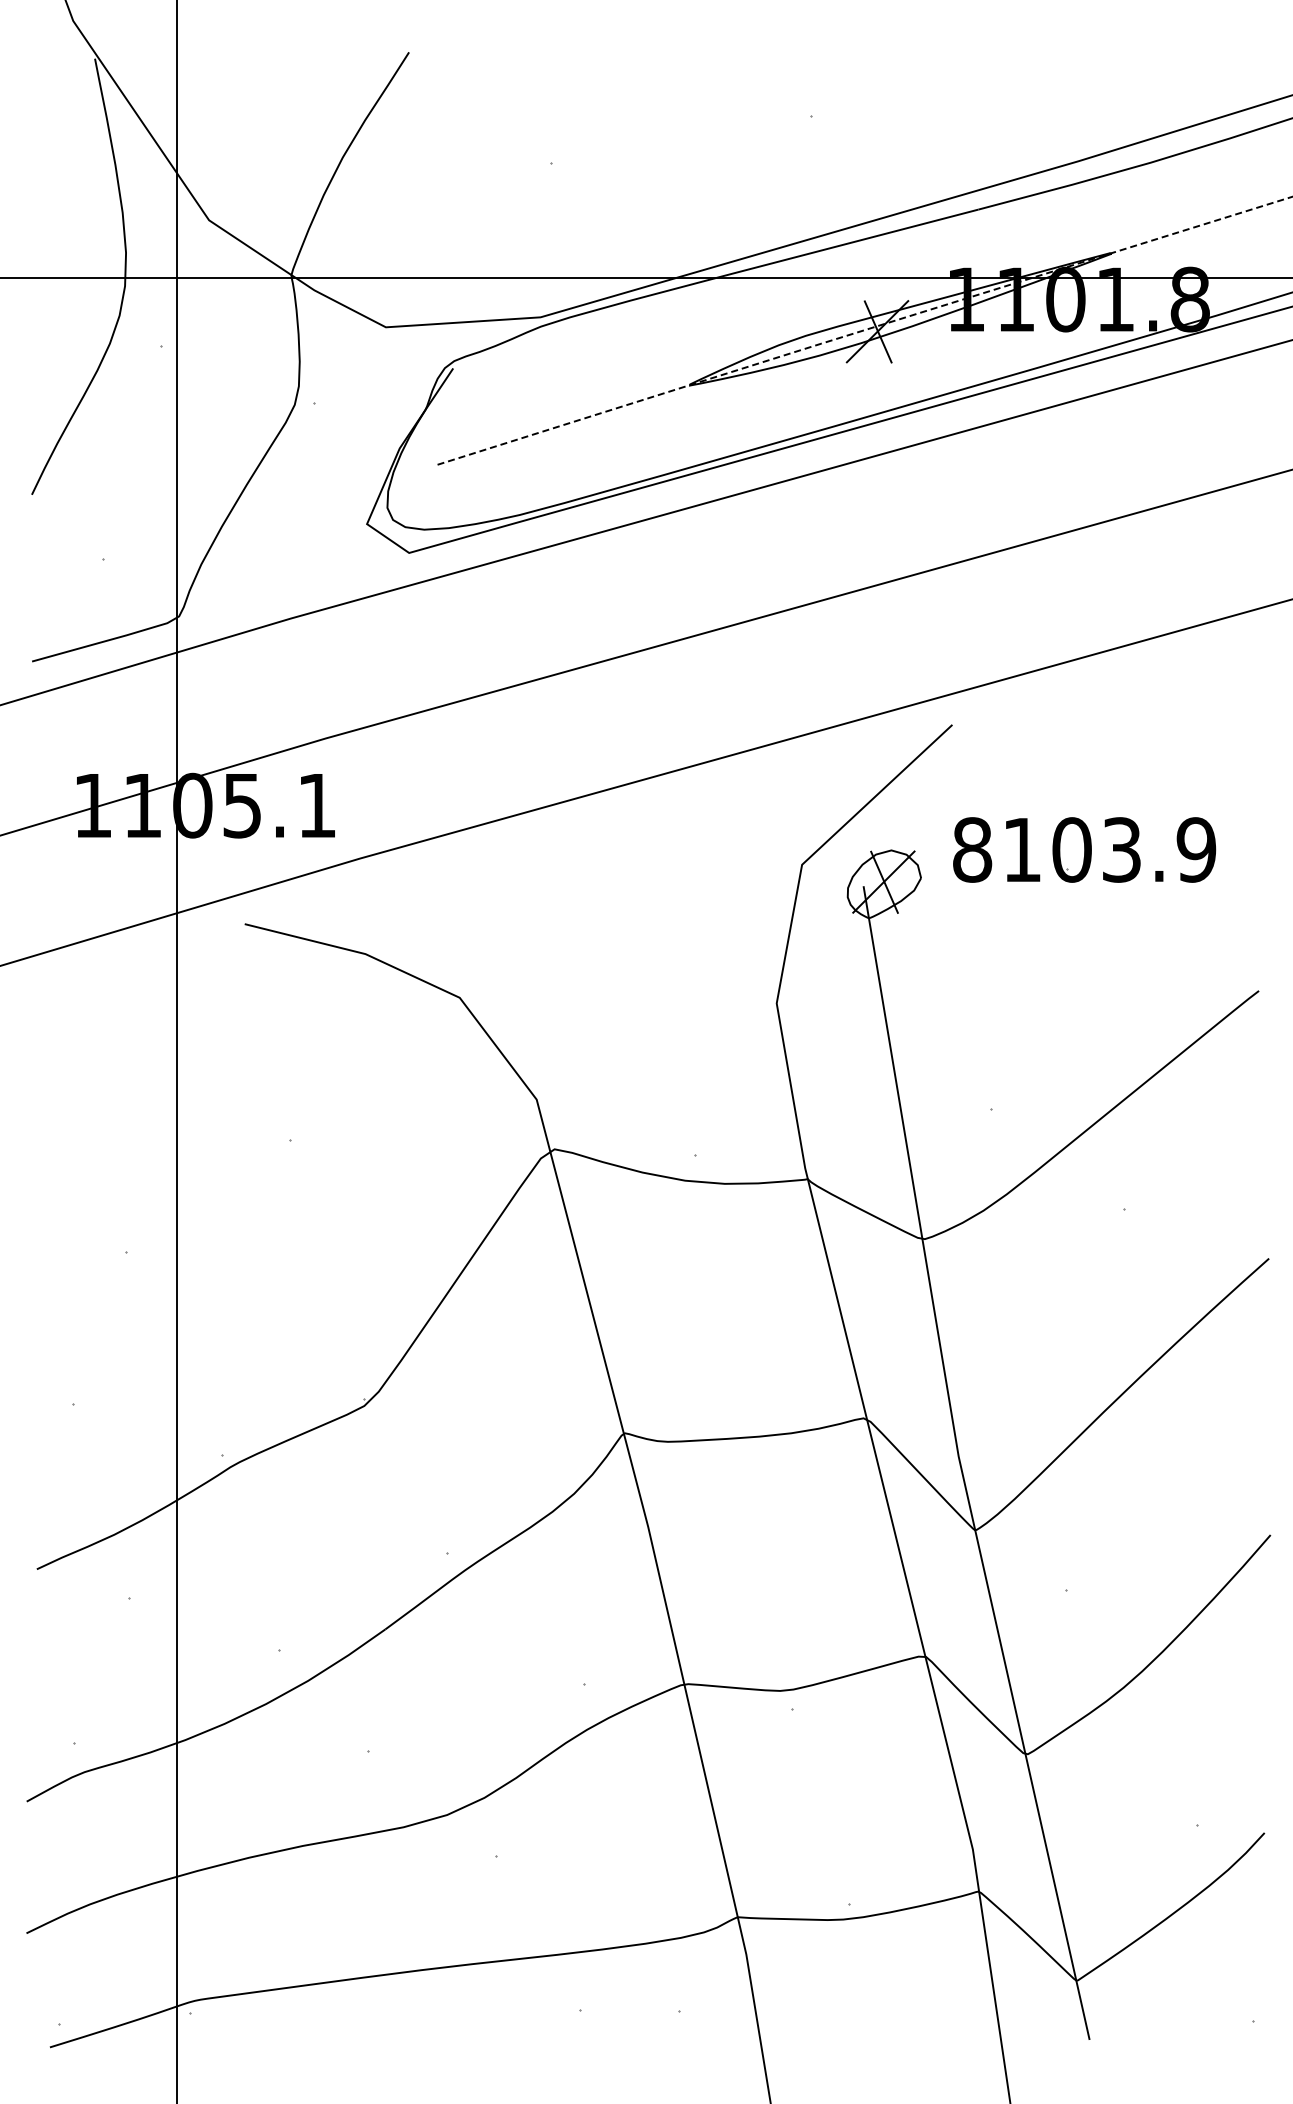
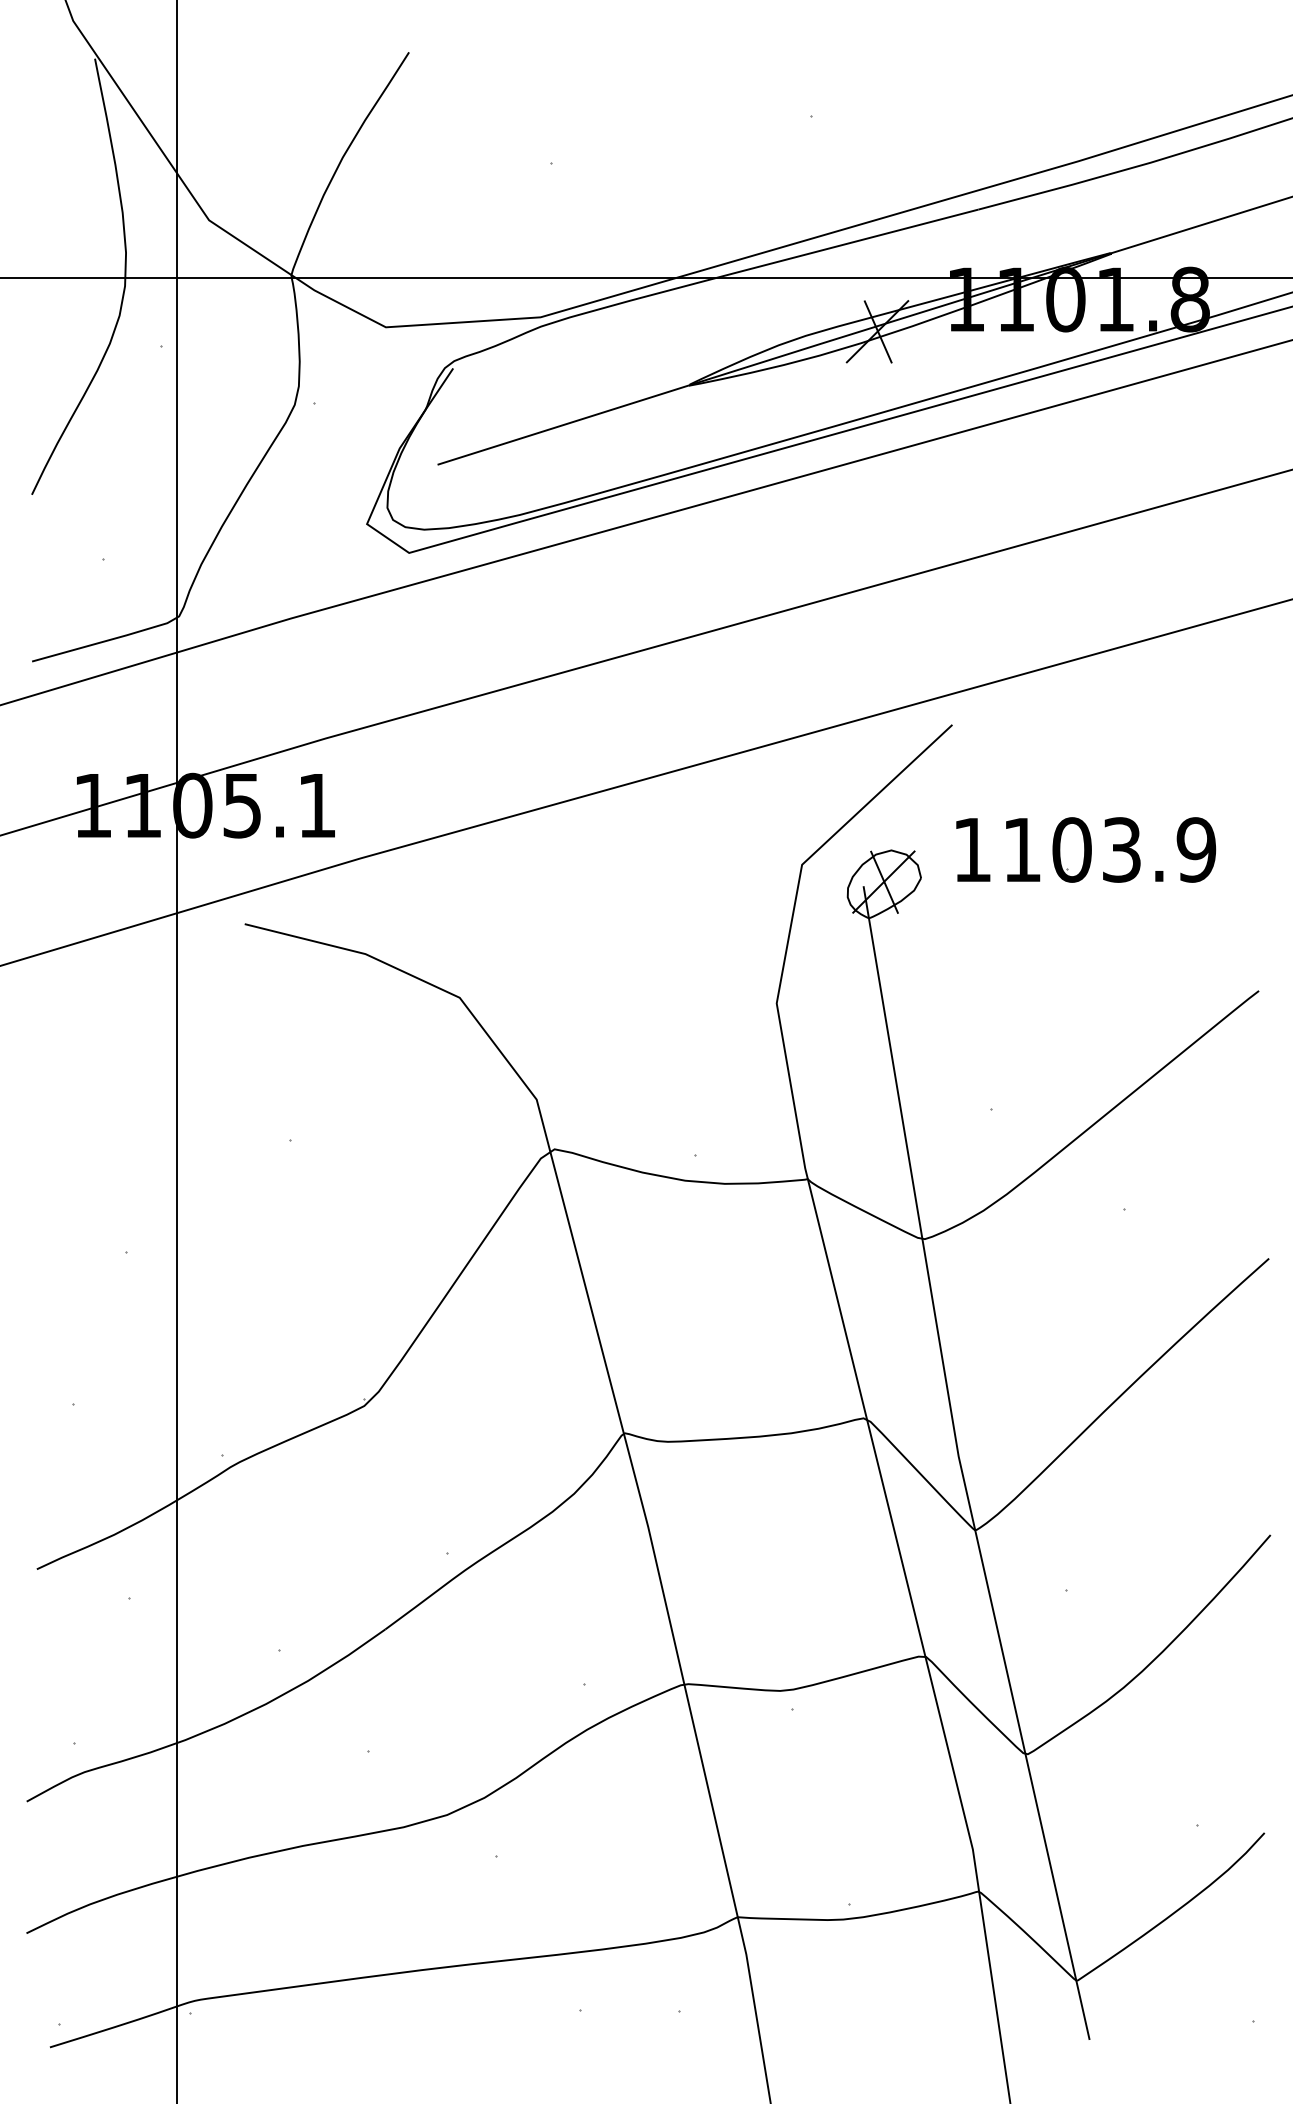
line: dashed -> solid (864, 330)
text: 8103.9 -> 1103.9 (972, 849)
